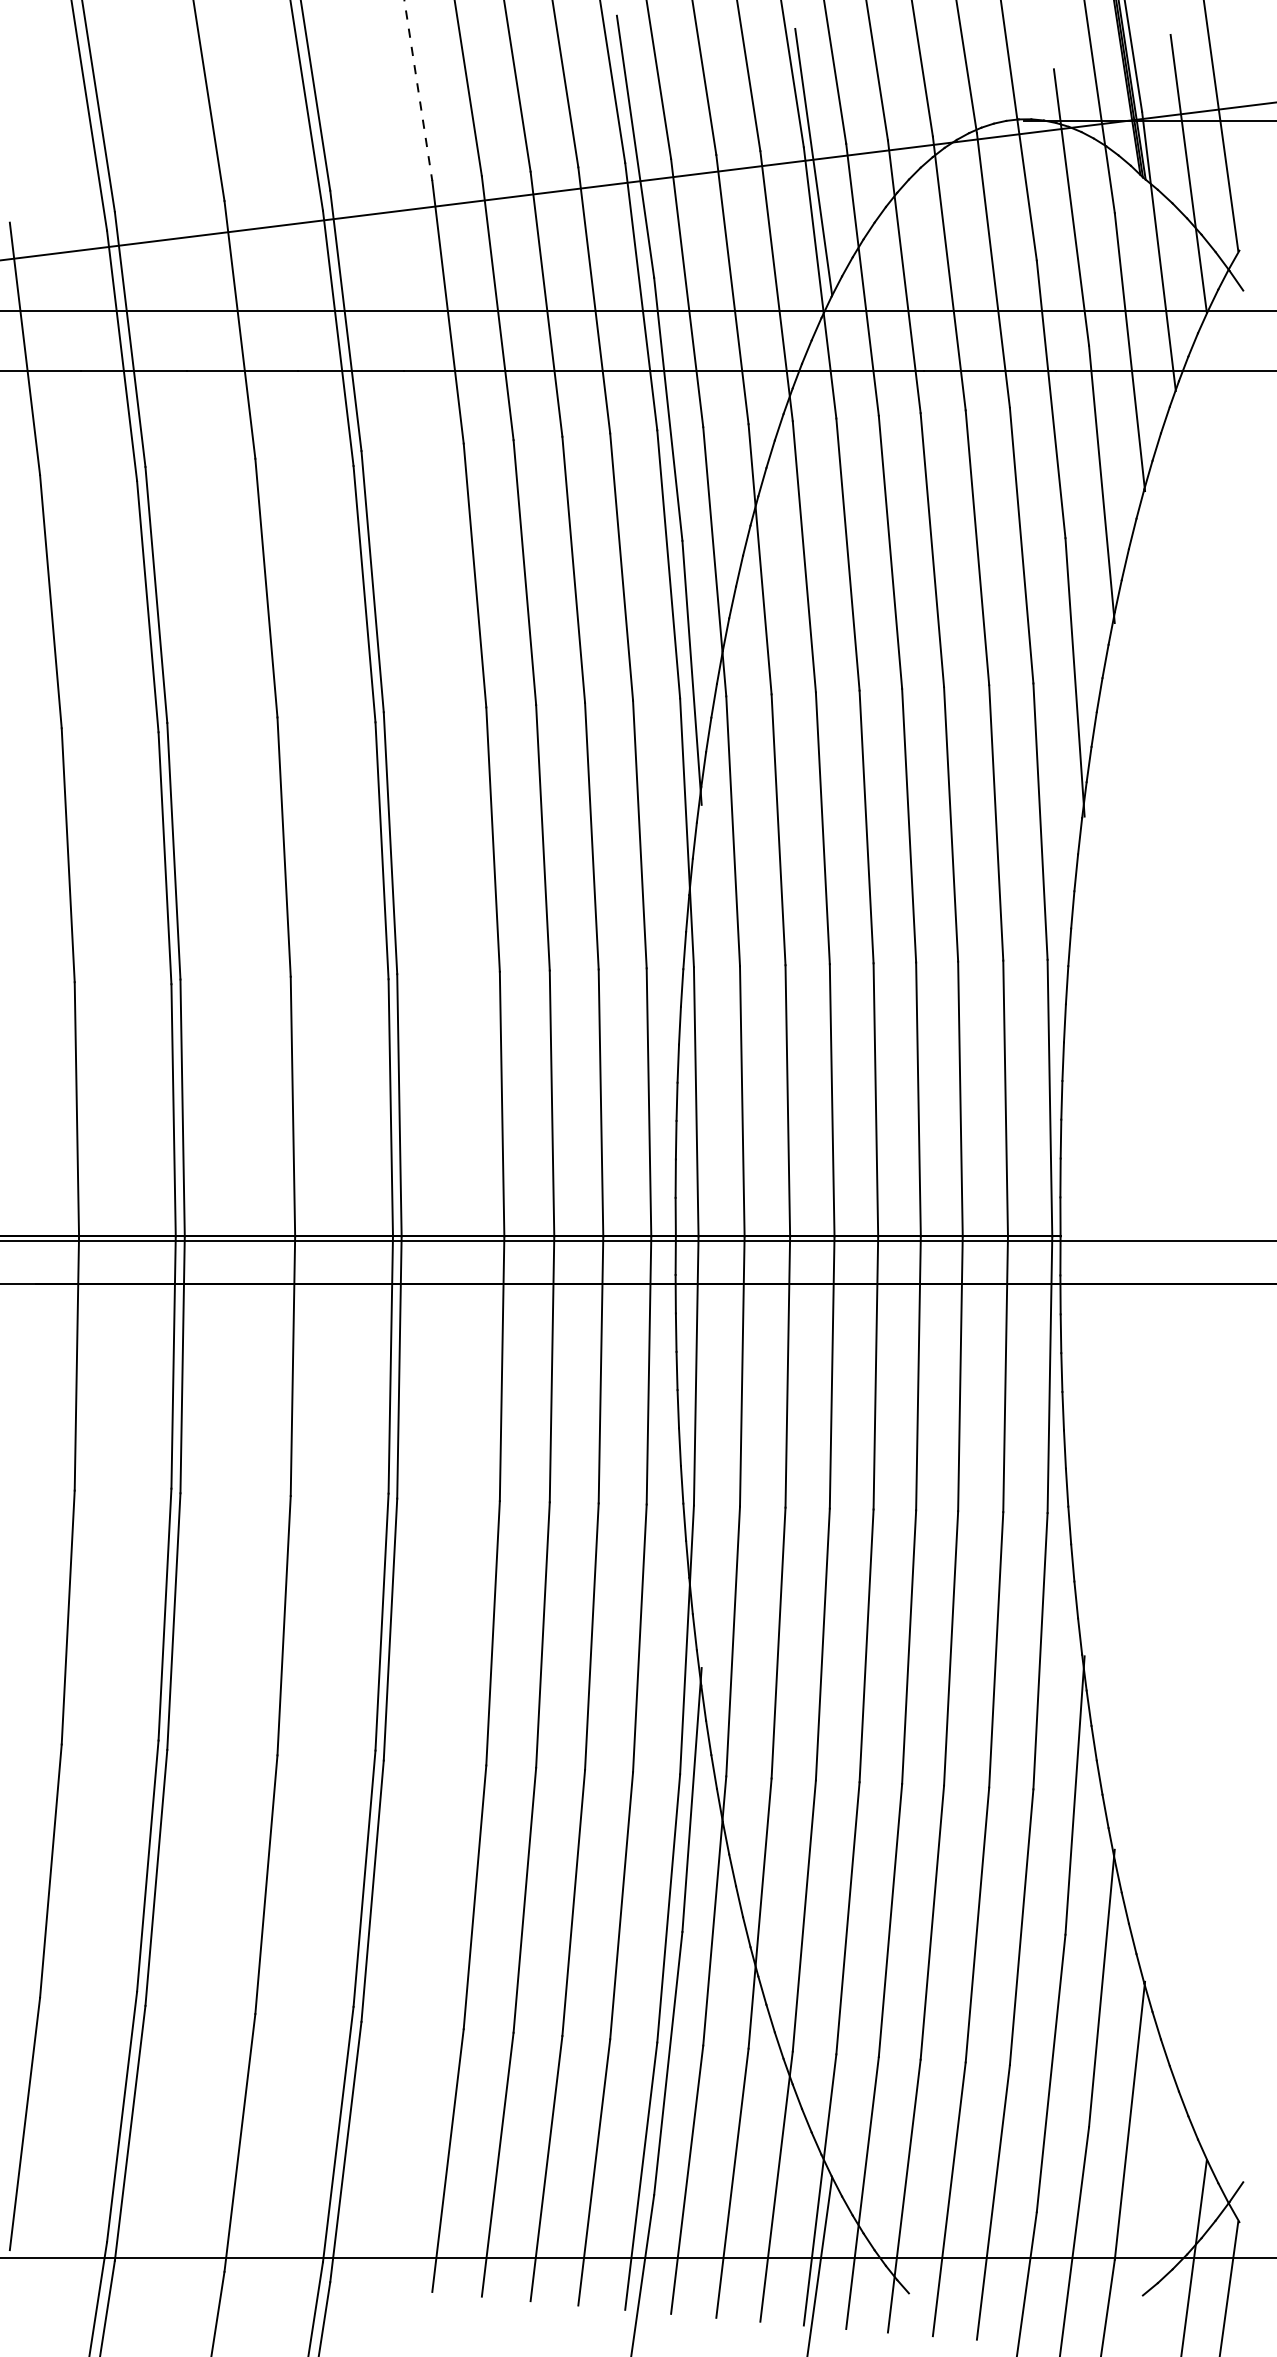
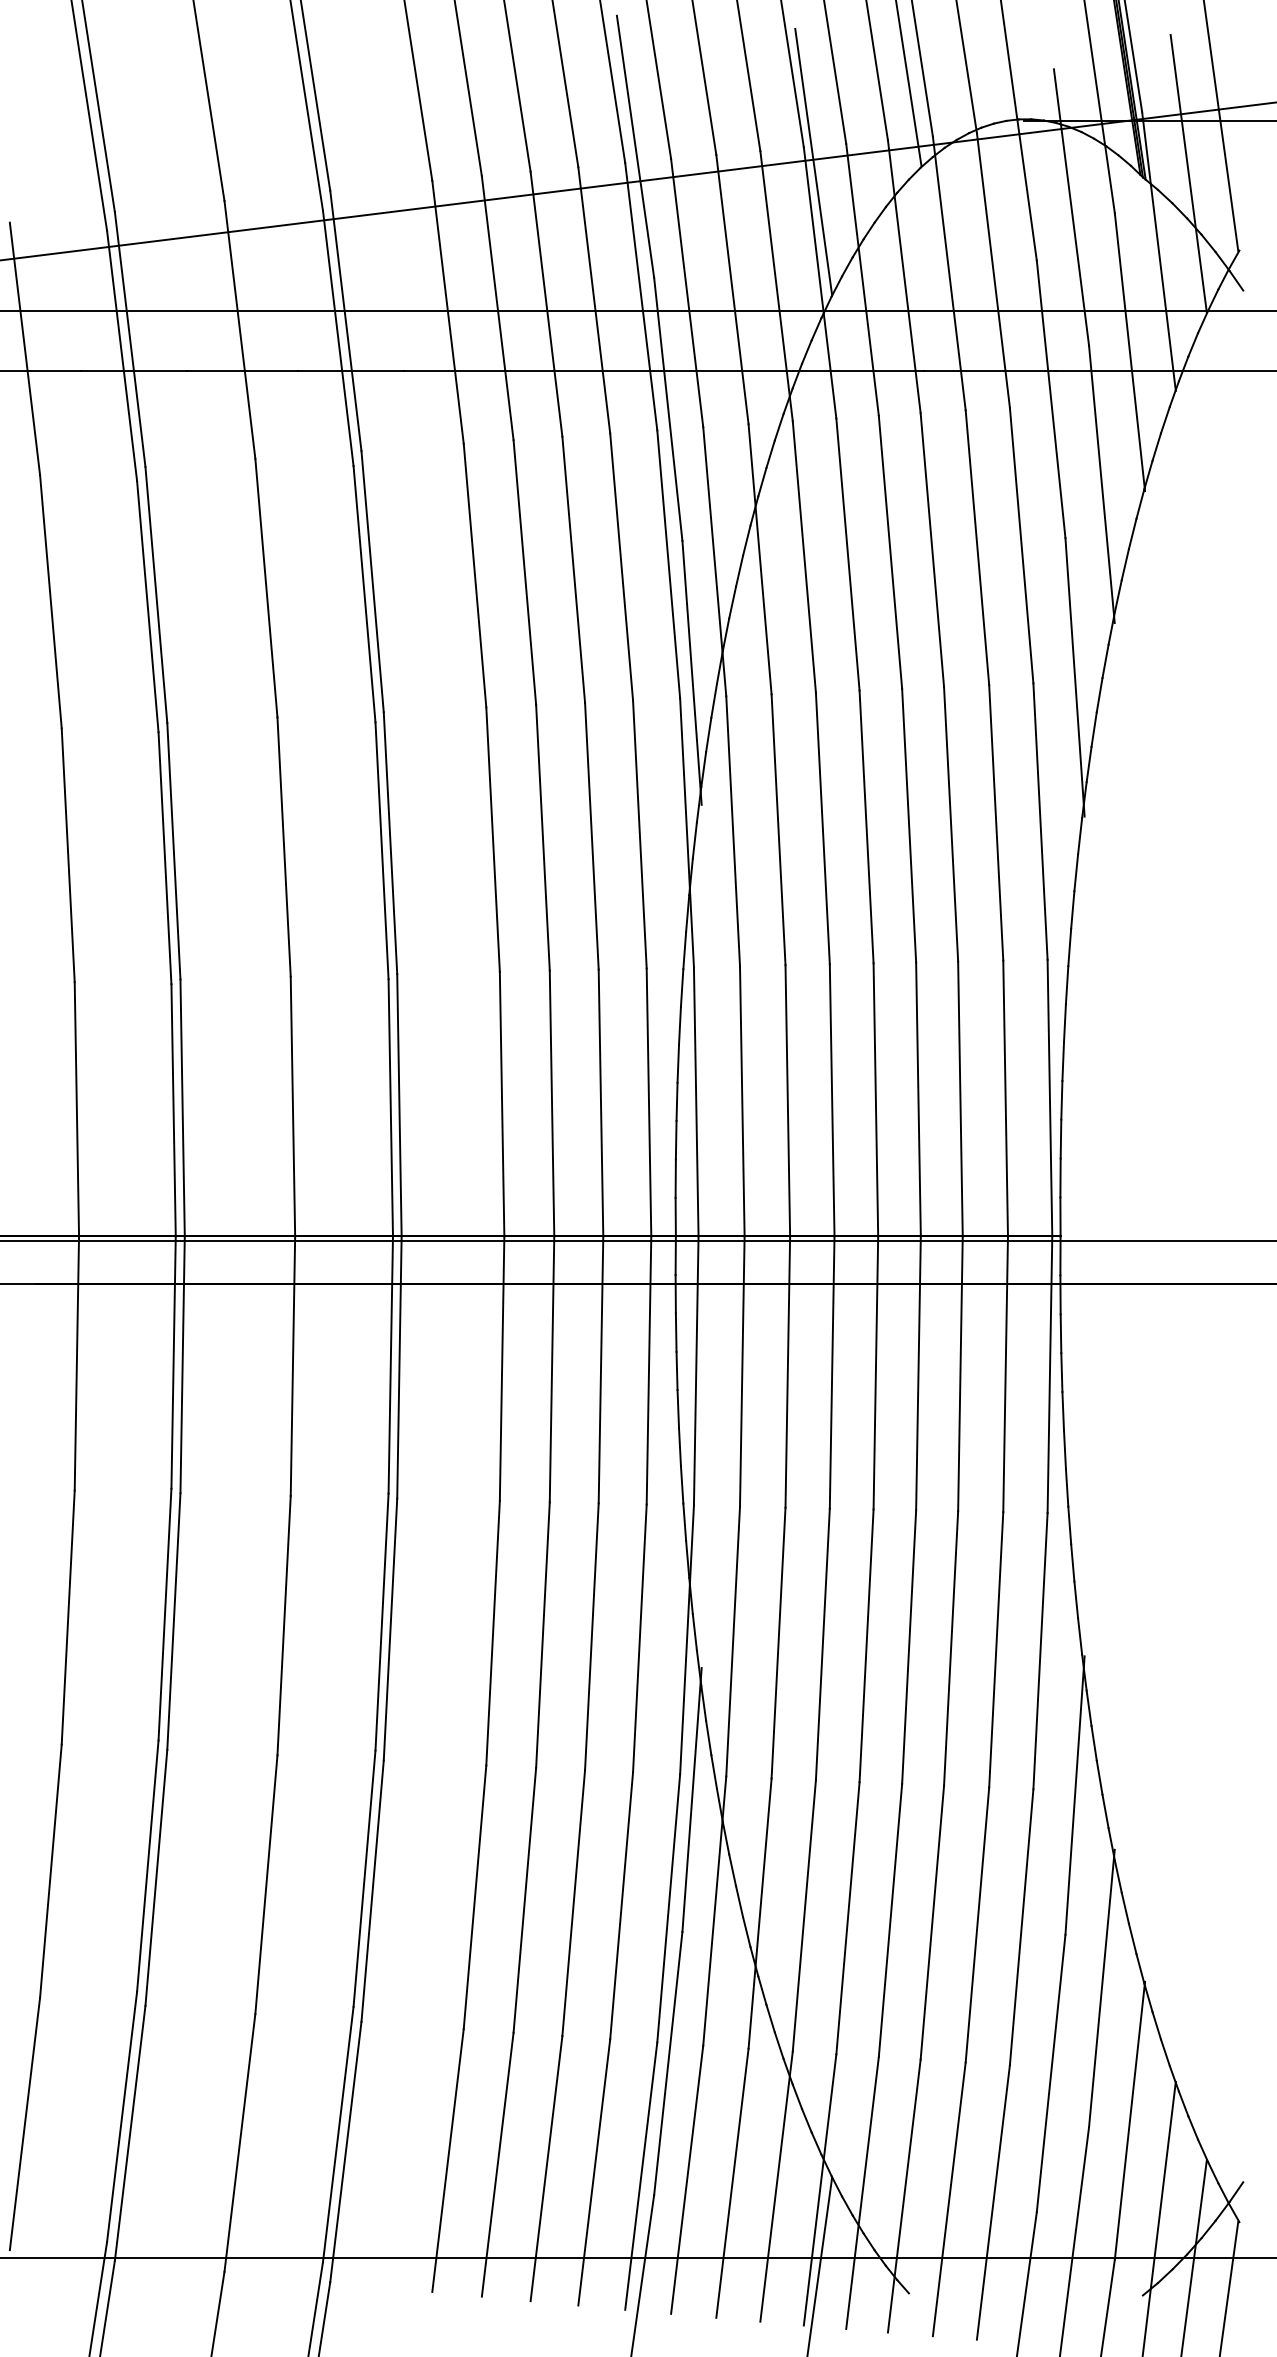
line: none -> present (908, 83)
line: dashed -> solid (418, 91)
line: none -> present (1159, 2217)
